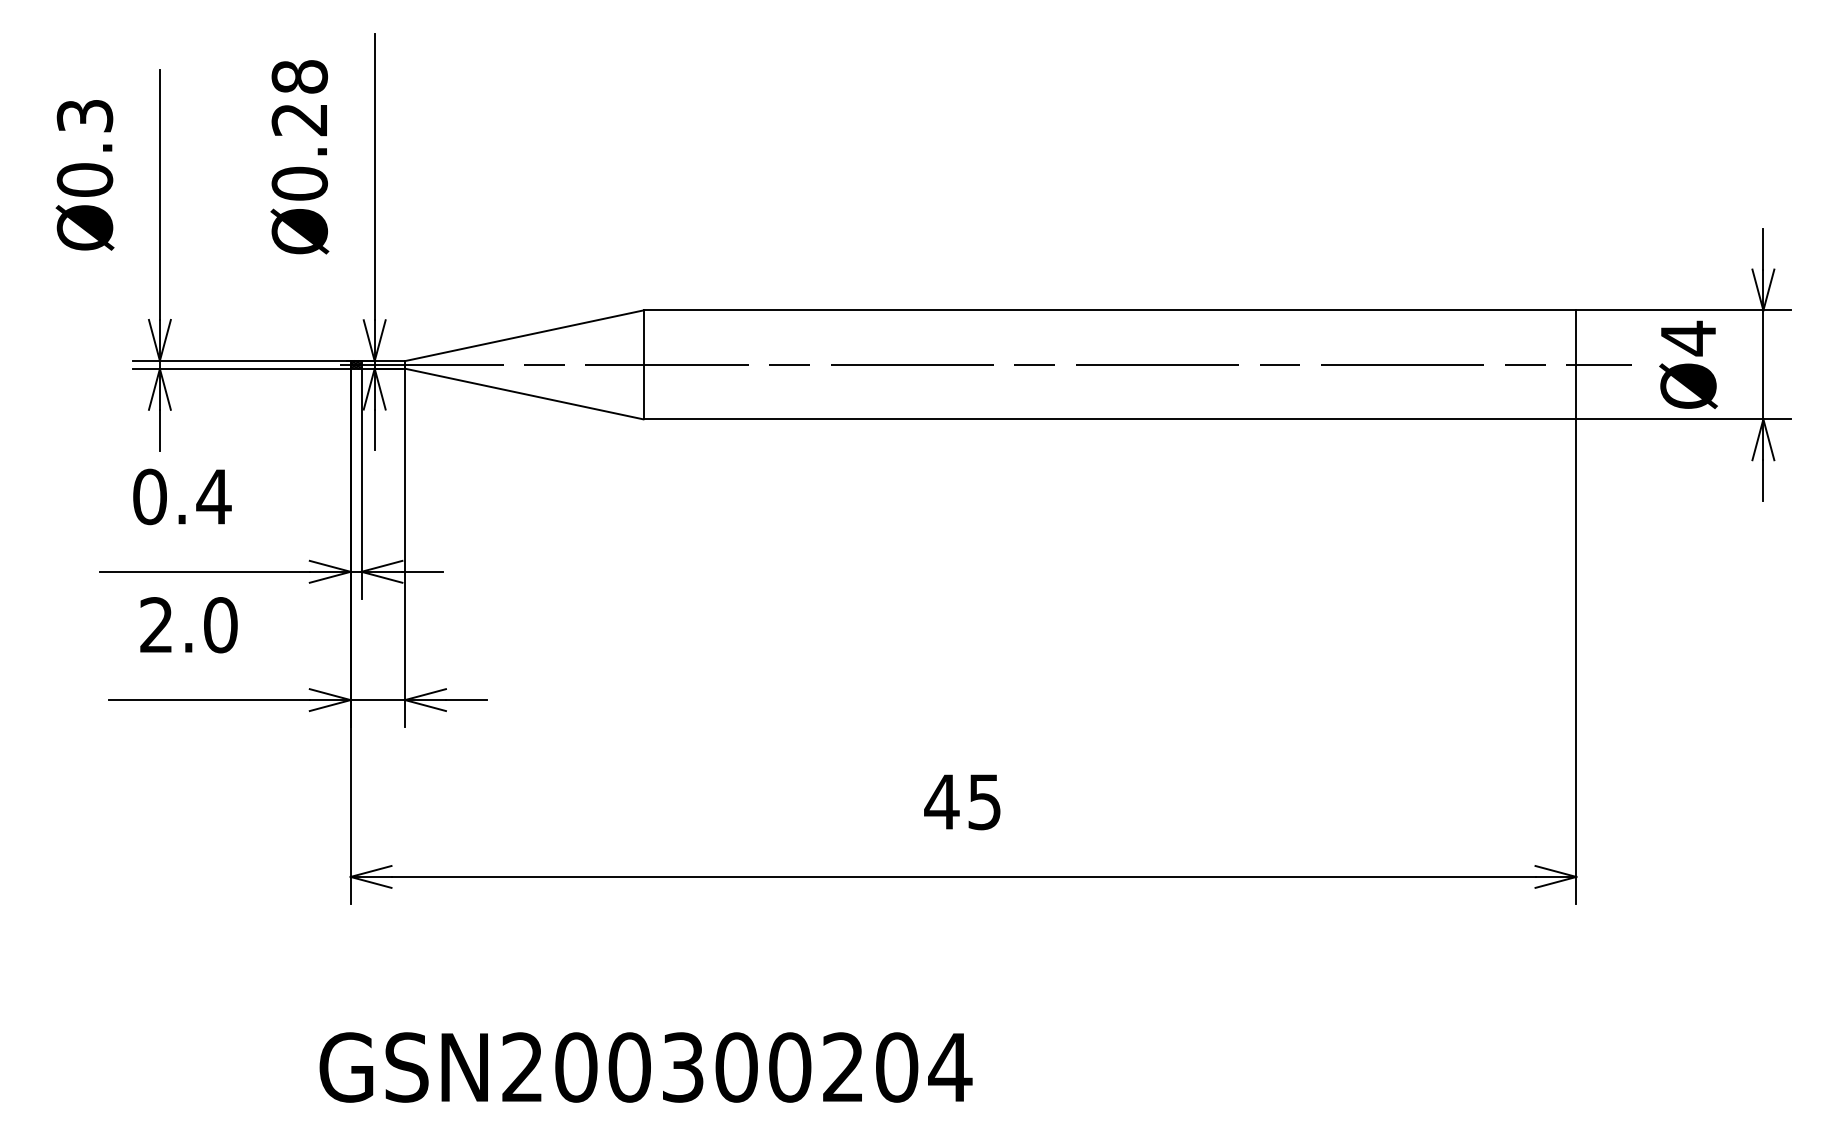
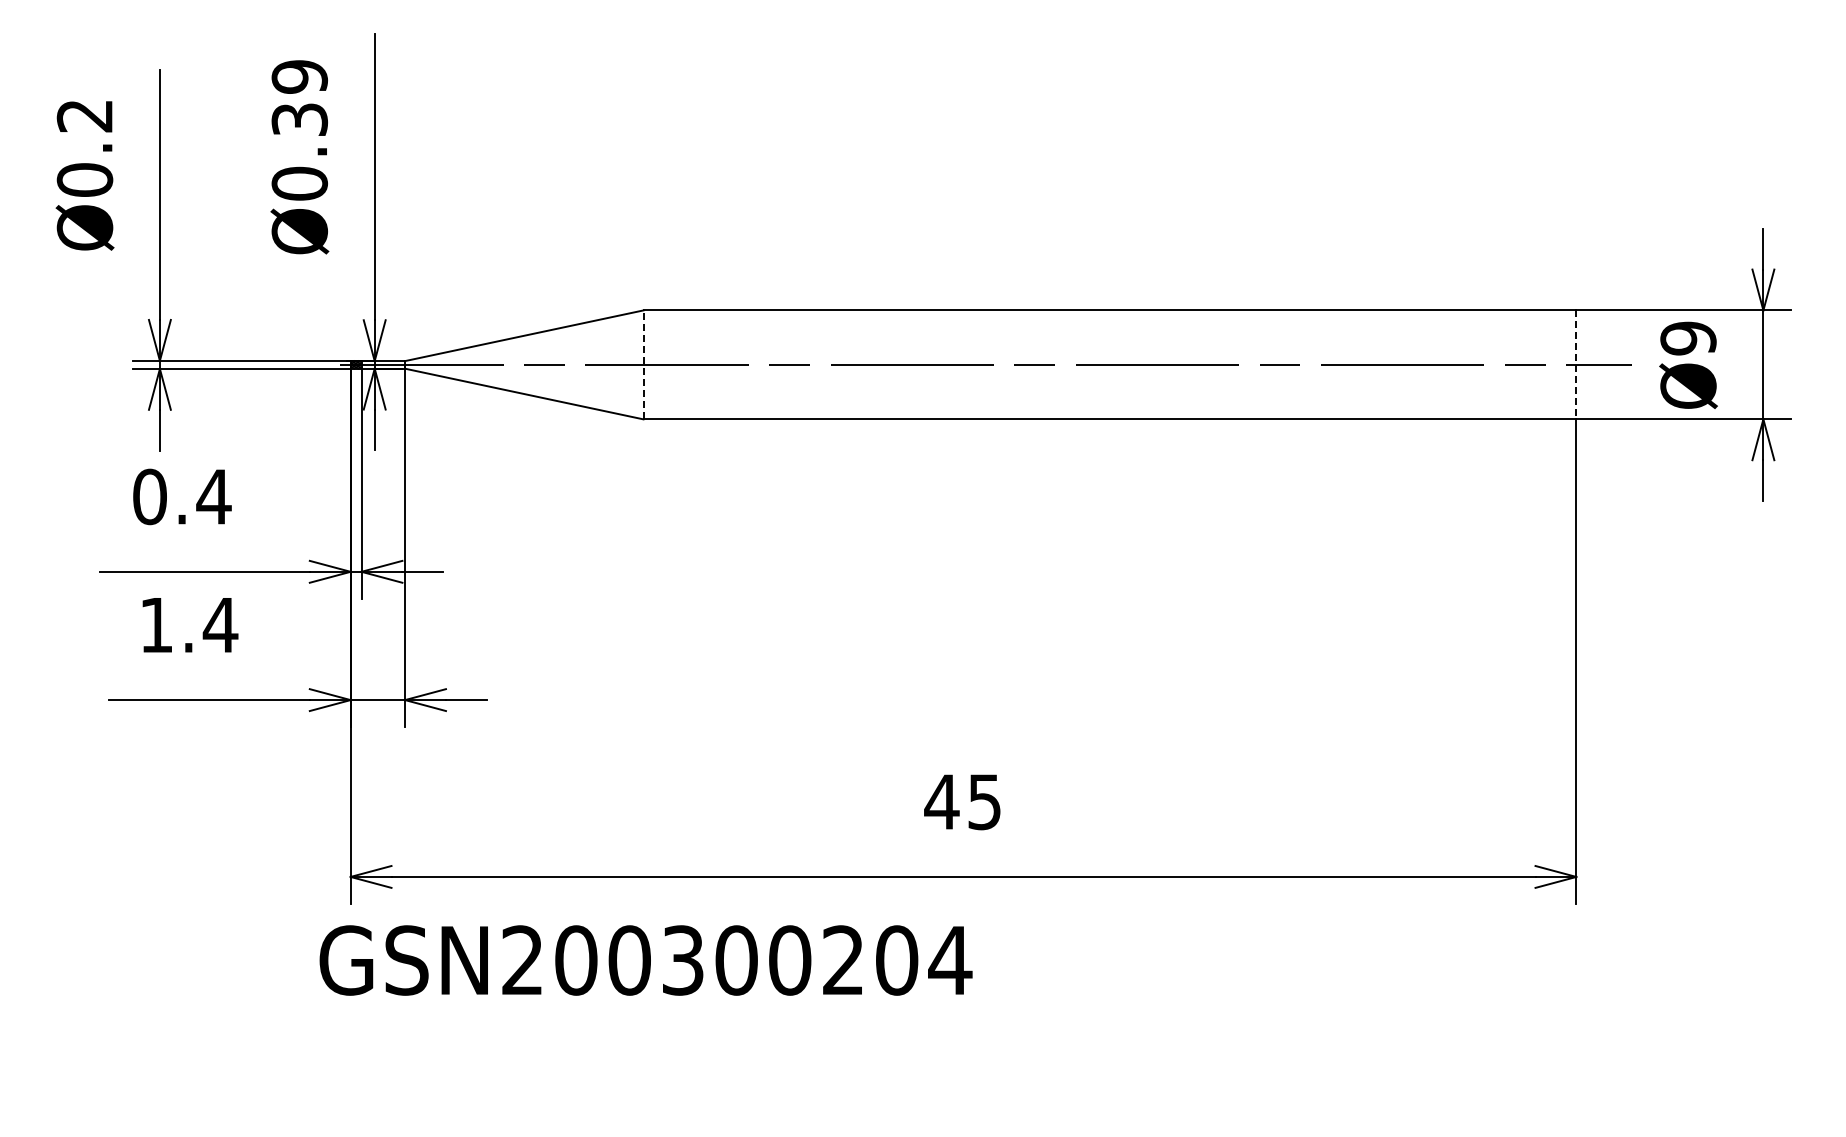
text: Ø0.28 -> Ø0.39 (299, 98)
text: Ø0.3 -> Ø0.2 (85, 116)
text: Ø4 -> Ø9 (1688, 338)
line: solid -> dashed (643, 364)
line: solid -> dashed (1576, 365)
text: 2.0 -> 1.4 (189, 625)
text position: (645, 1067) -> (645, 960) (645, 960)
